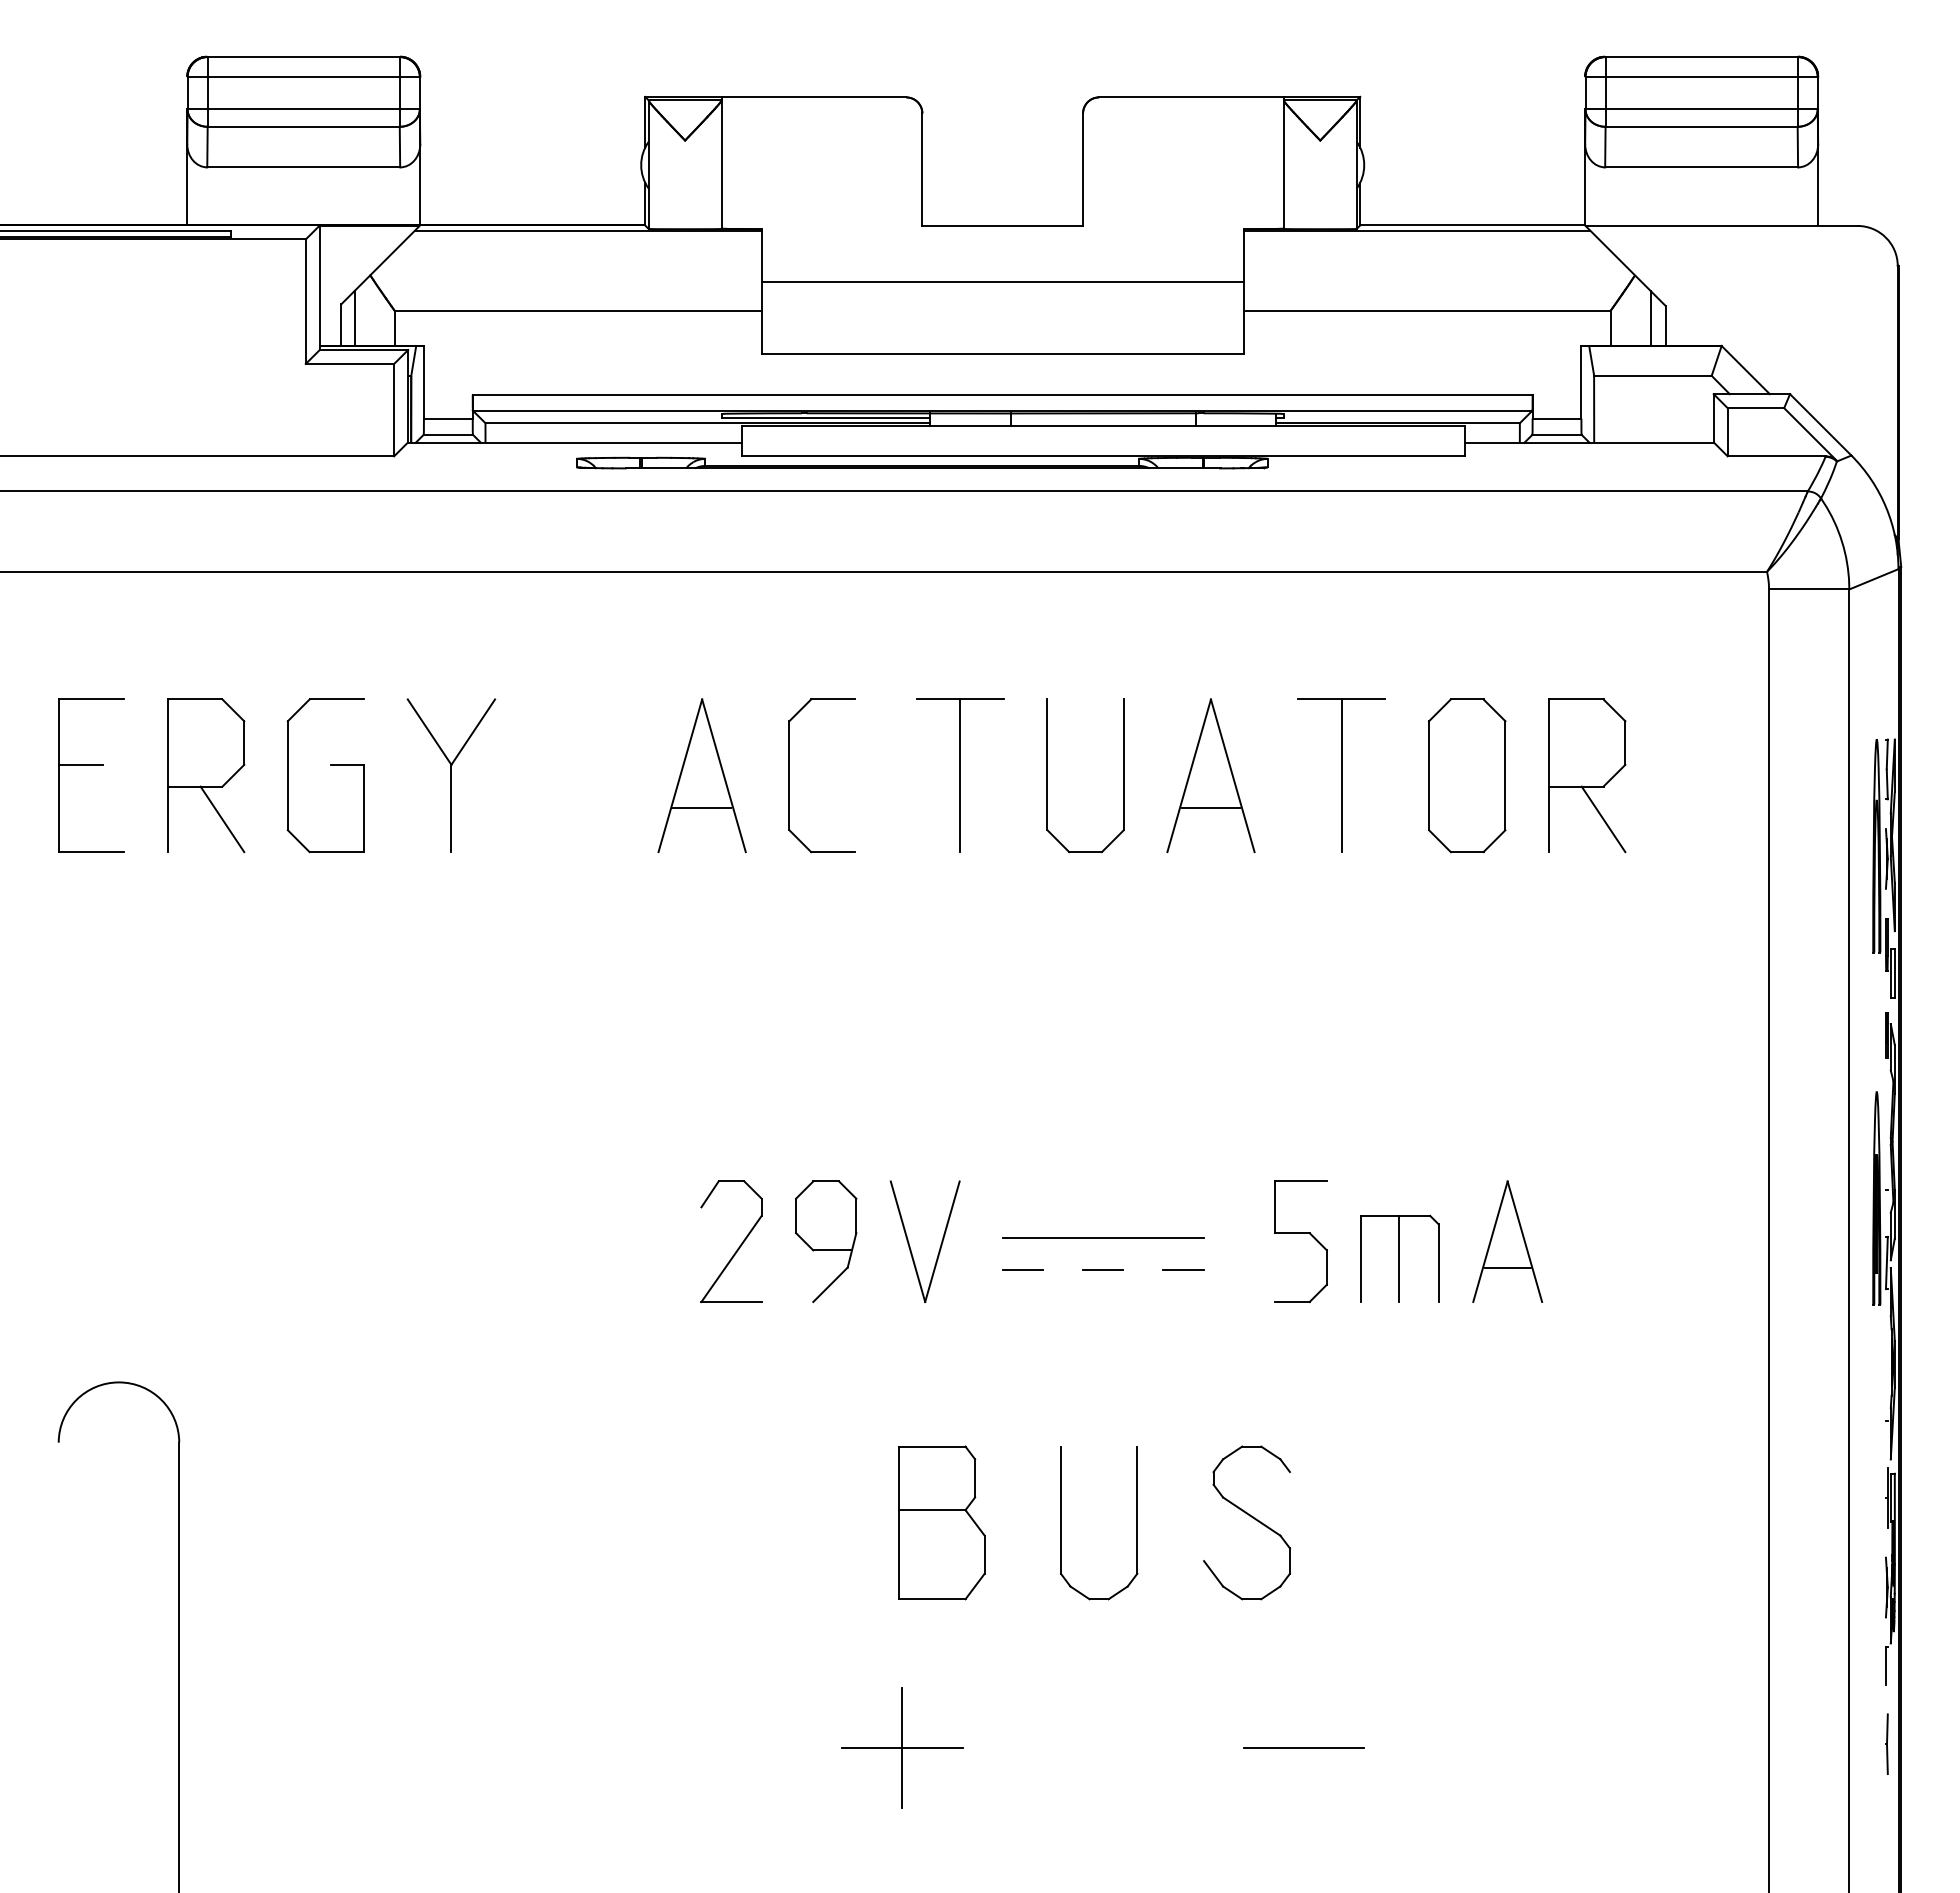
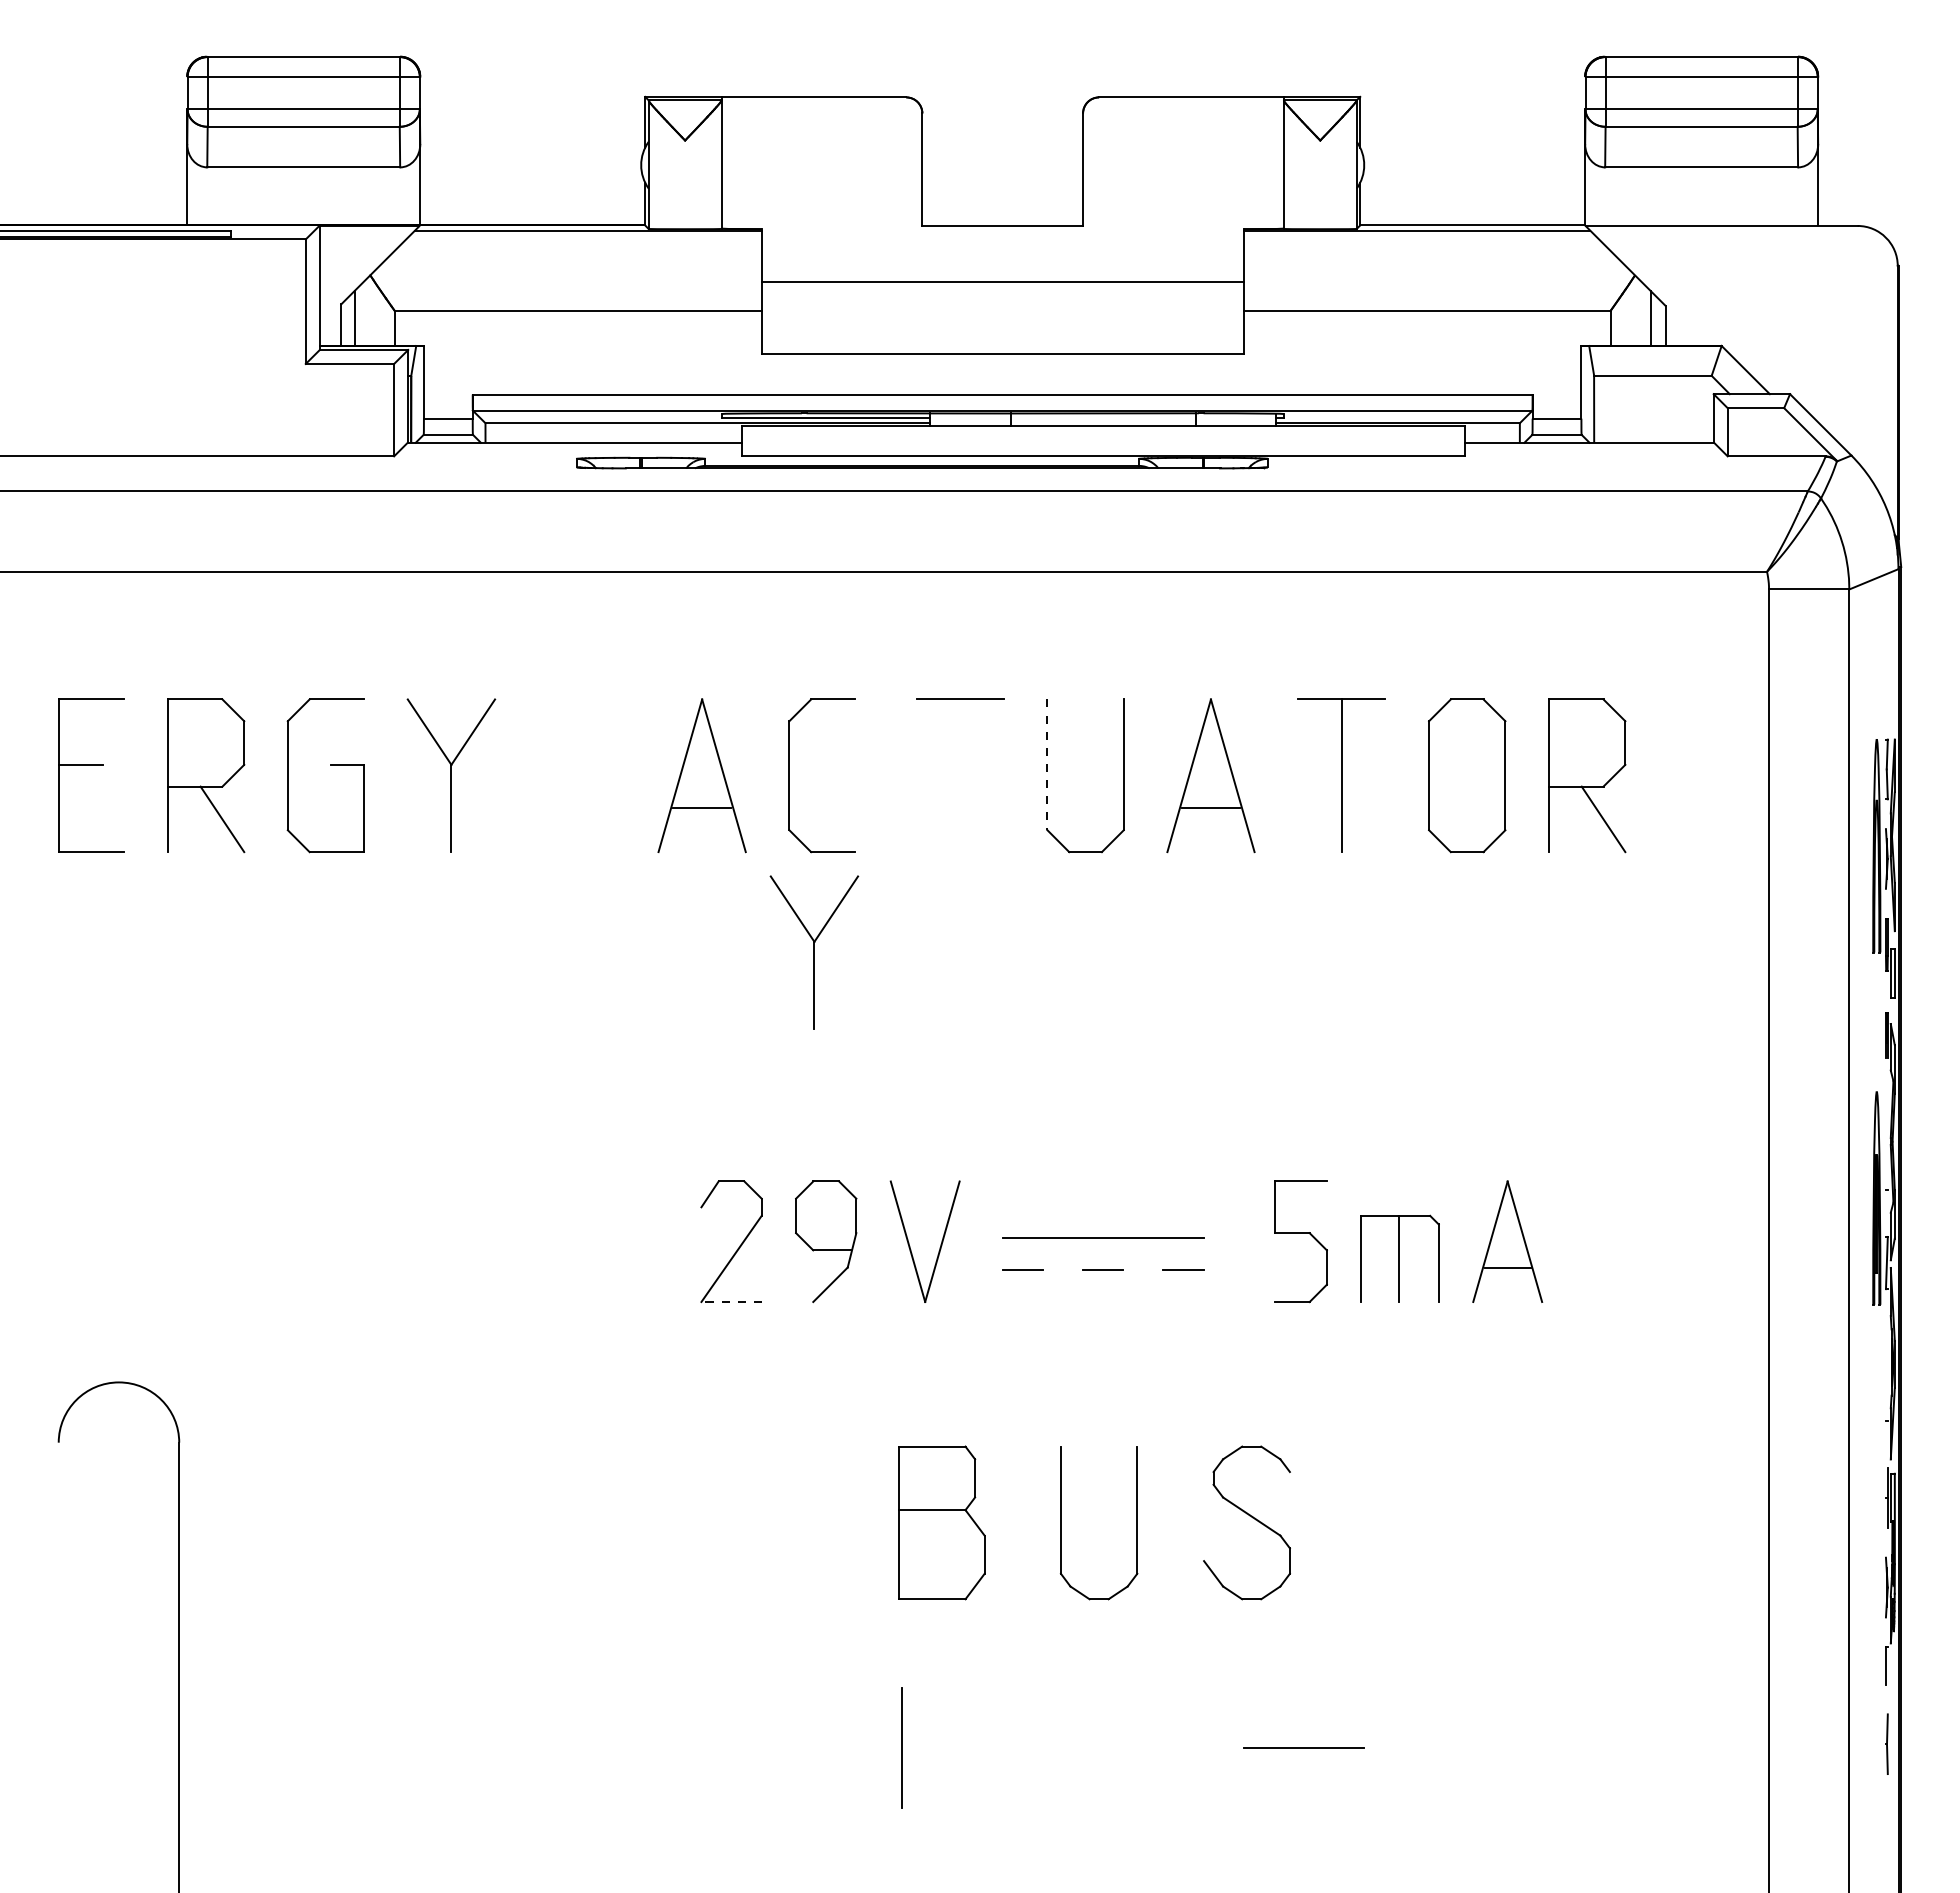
line: solid -> dashed (1047, 765)
line: present -> none (960, 775)
part: none -> present (814, 952)
line: solid -> dashed (731, 1302)
line: present -> none (902, 1747)
